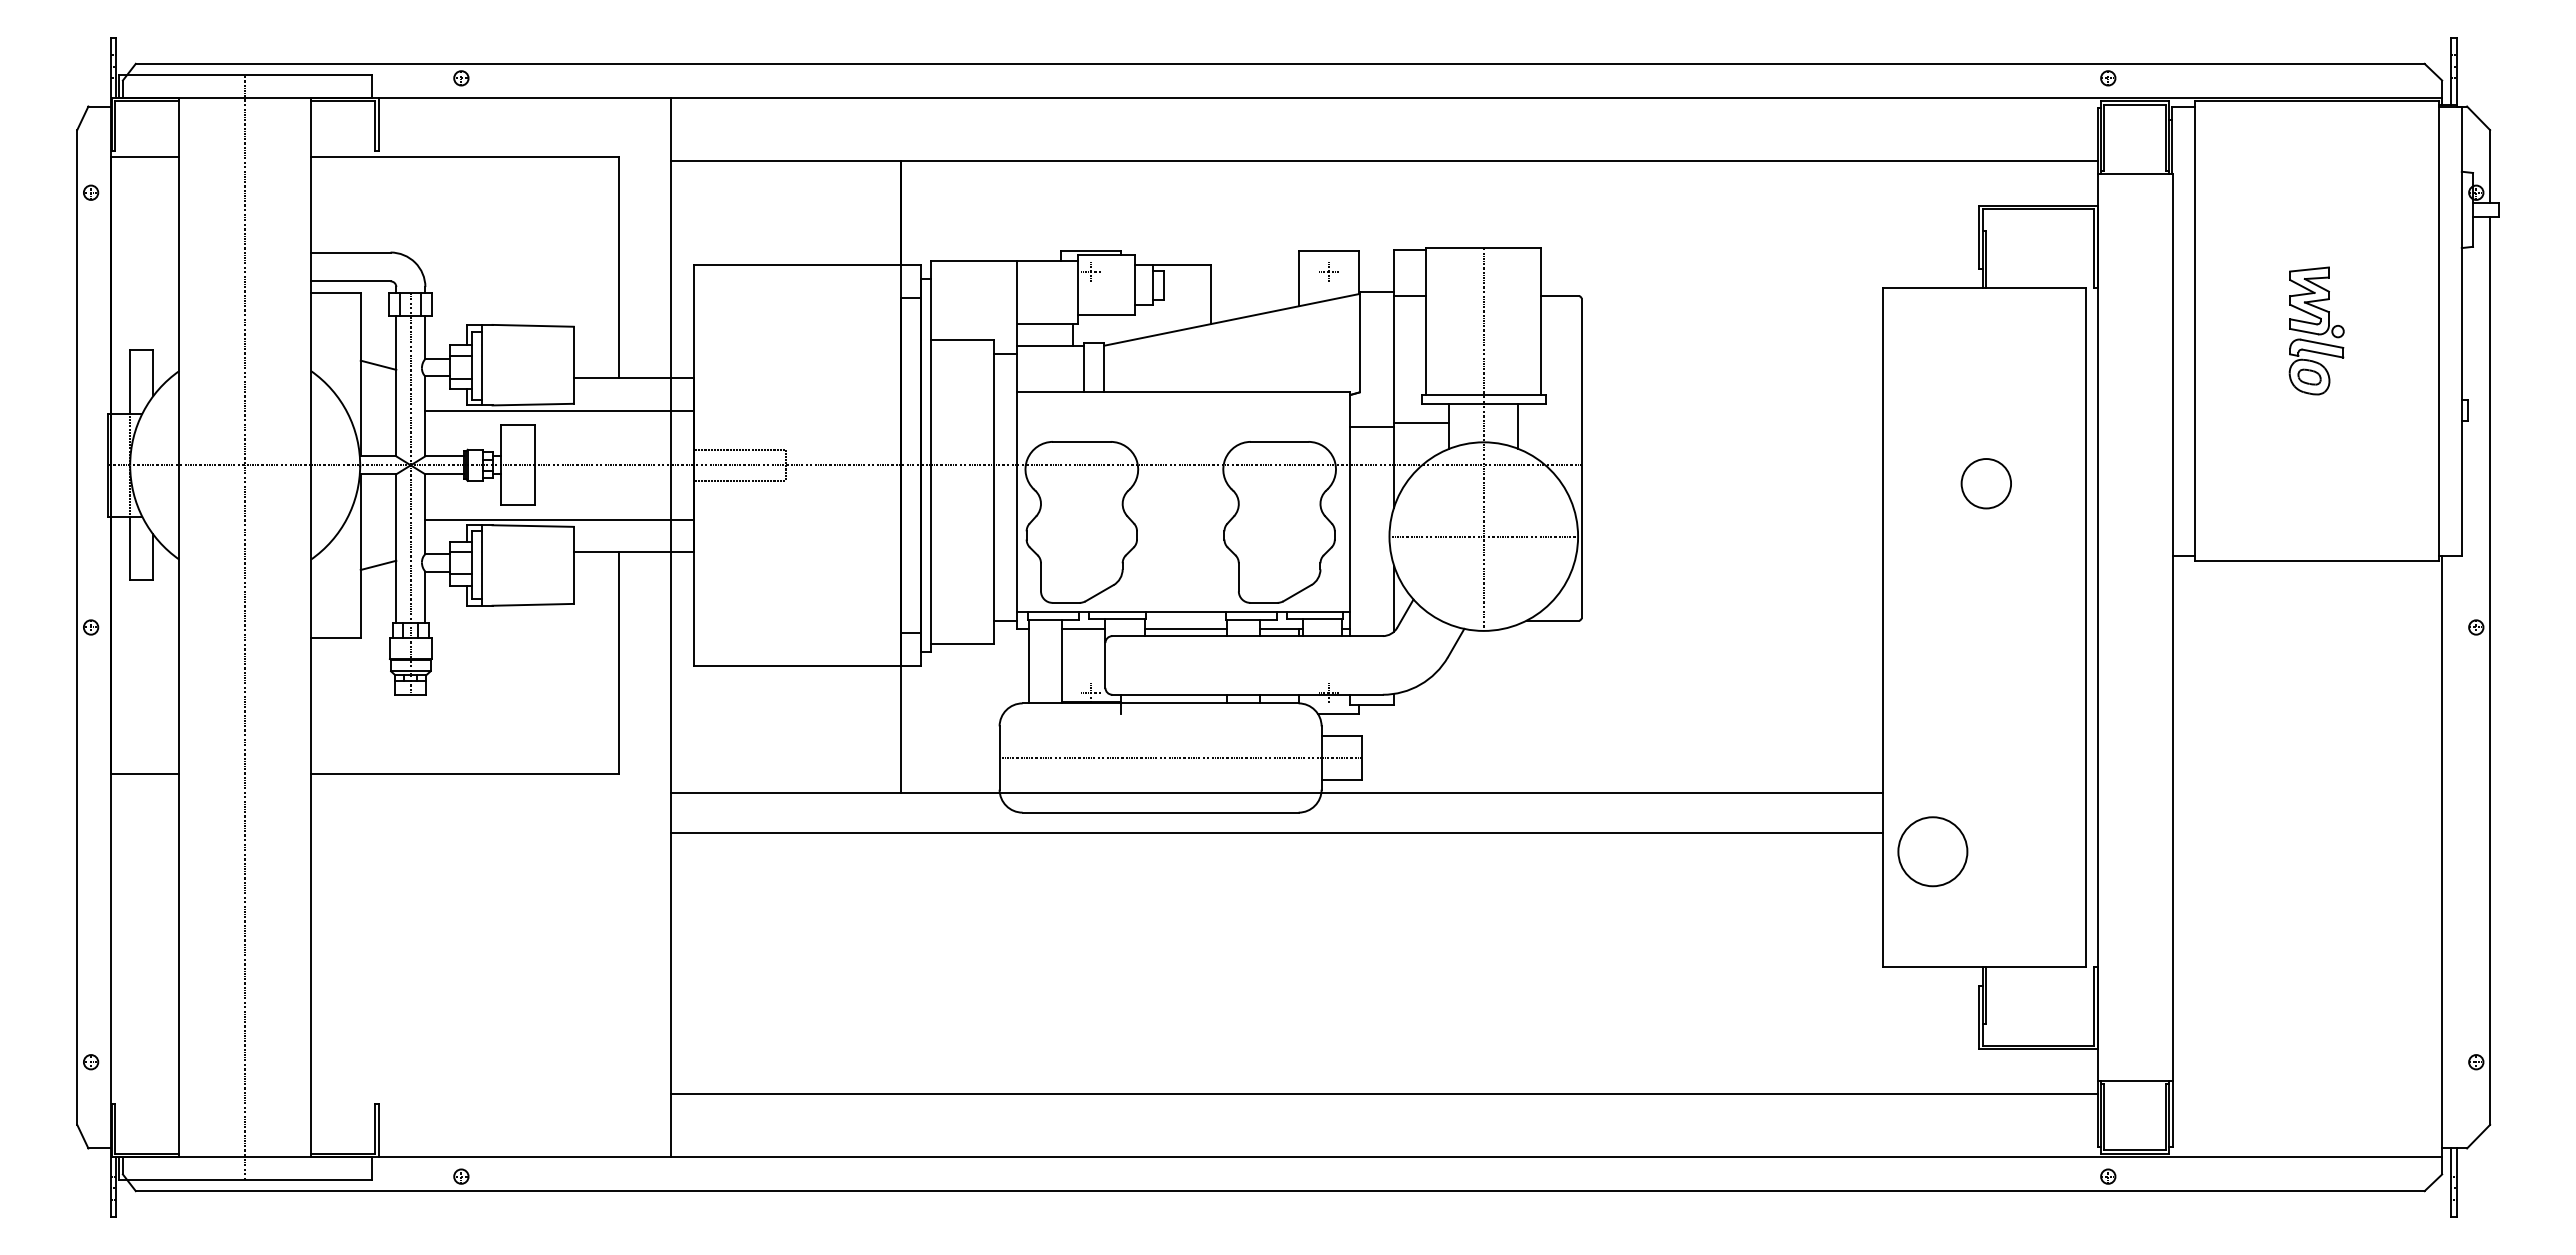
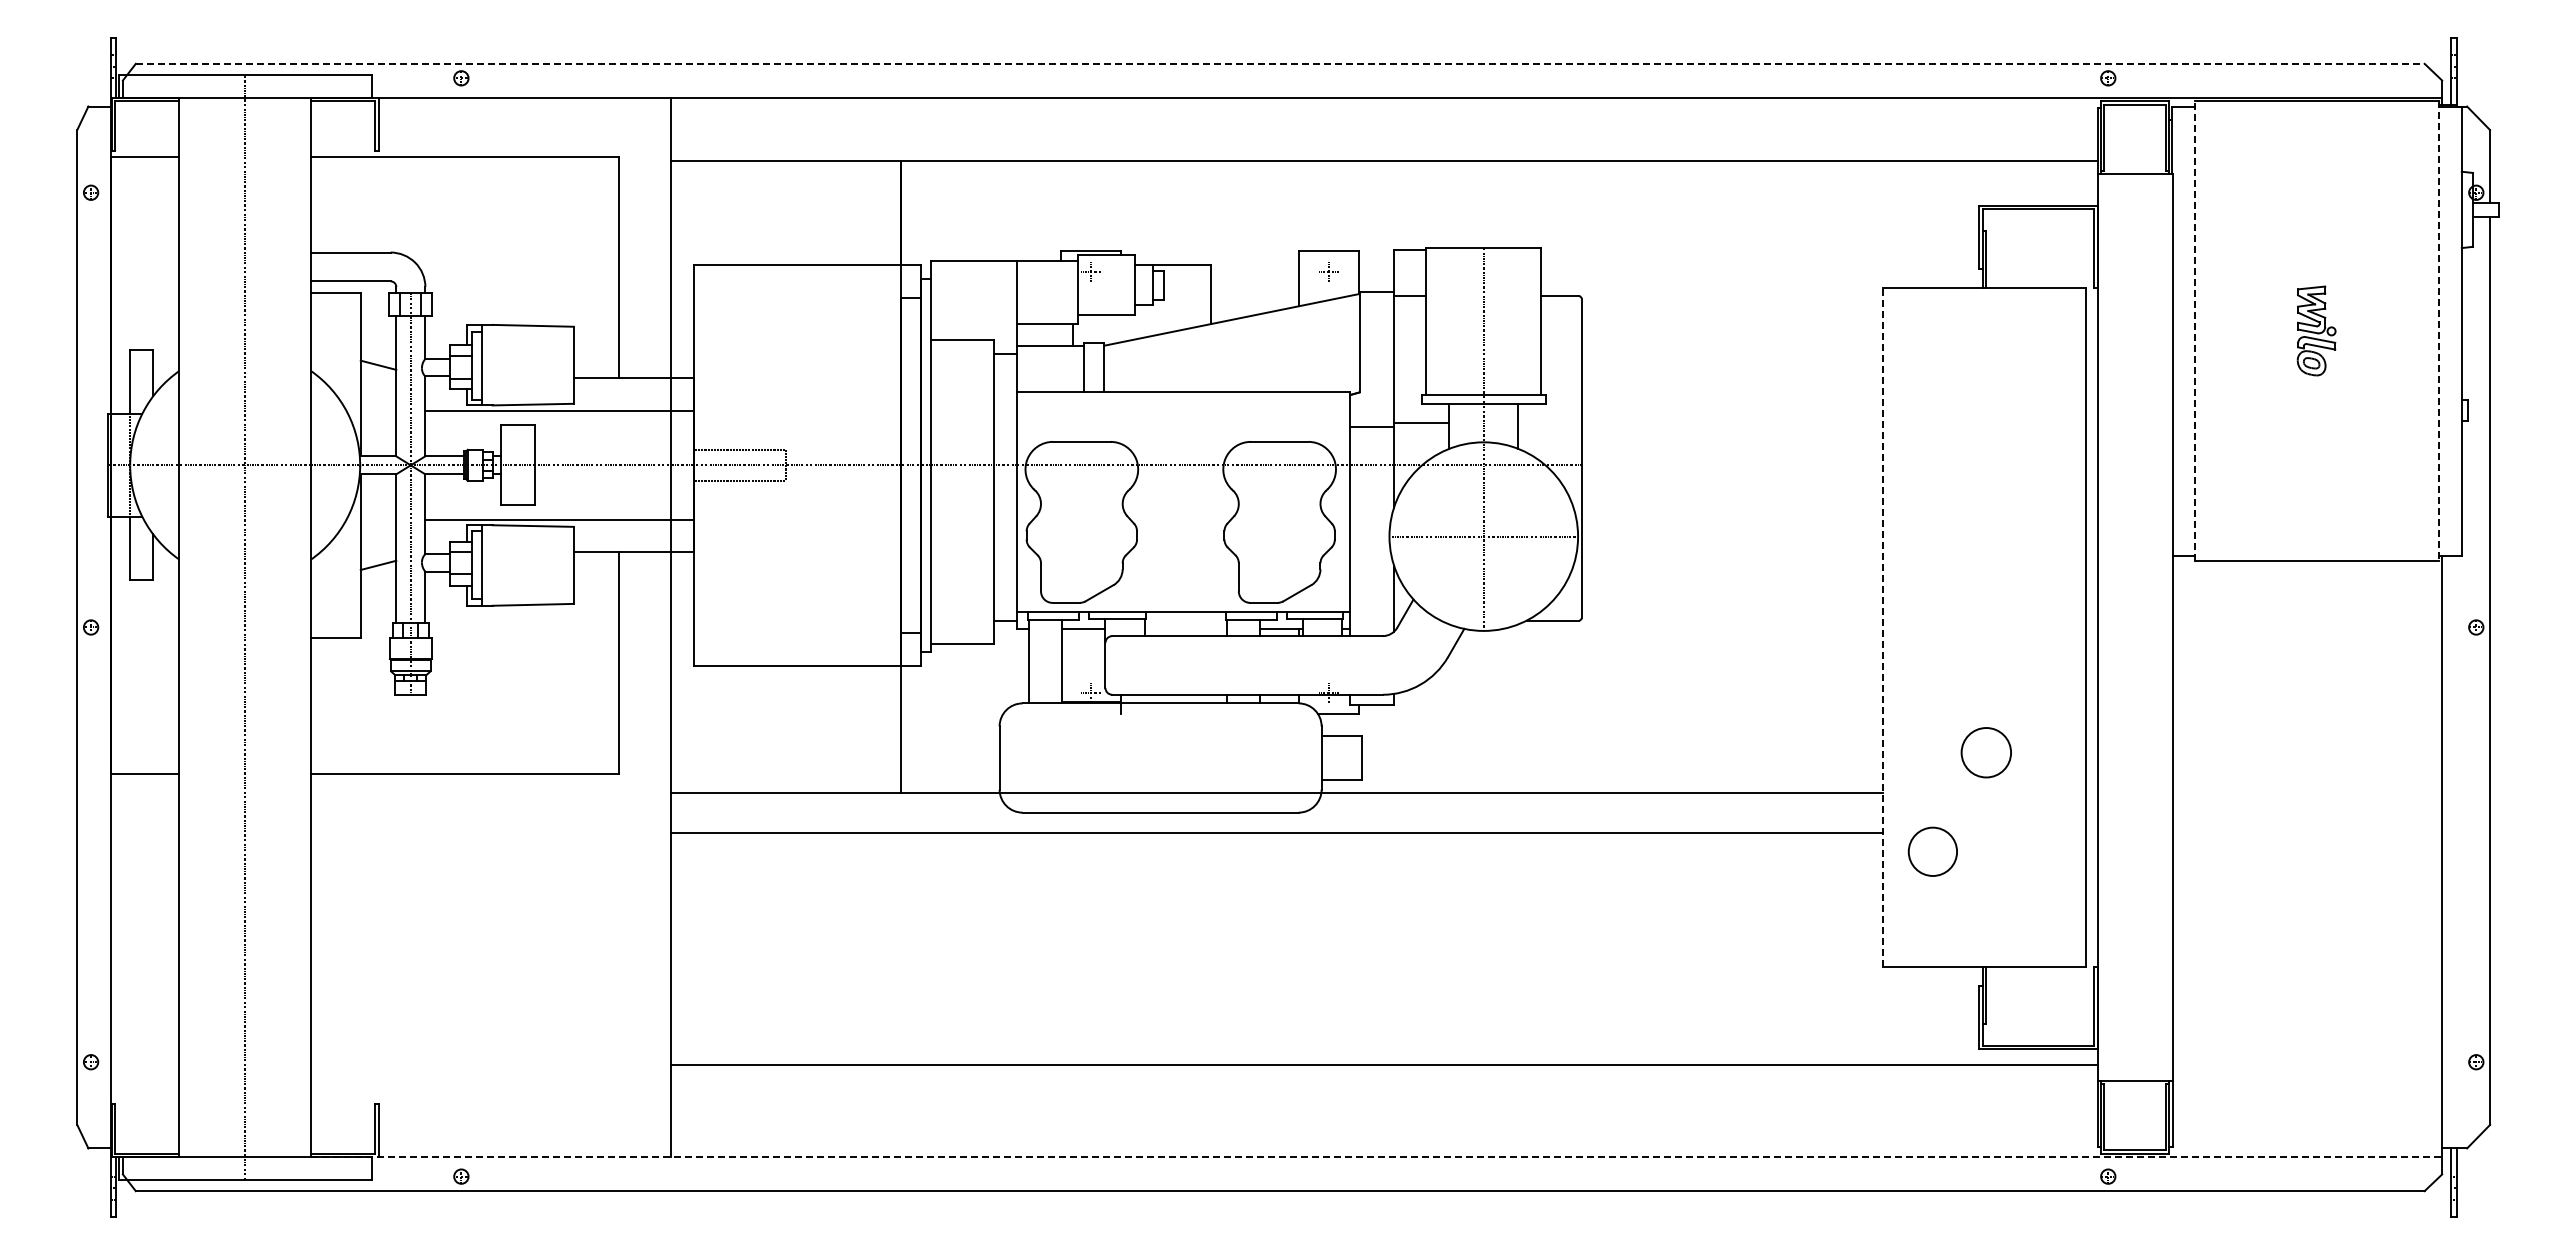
line: solid -> dashed (1280, 63)
line: solid -> dashed (2194, 330)
part size: 57x130 px -> 41x92 px (2316, 330)
line: solid -> dashed (2438, 331)
circle position: (1985, 483) -> (1985, 752) (1985, 752)
line: solid -> dashed (1882, 627)
line: present -> none (1185, 628)
line: present -> none (1180, 758)
circle size: 72x72 px -> 51x51 px (1932, 851)
line position: (1383, 1093) -> (1383, 1064) (1383, 1064)
line: solid -> dashed (1376, 1157)
